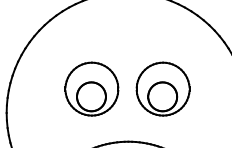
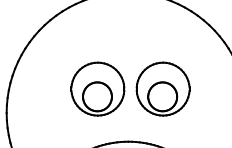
part position: (91, 88) -> (97, 88) (97, 88)
